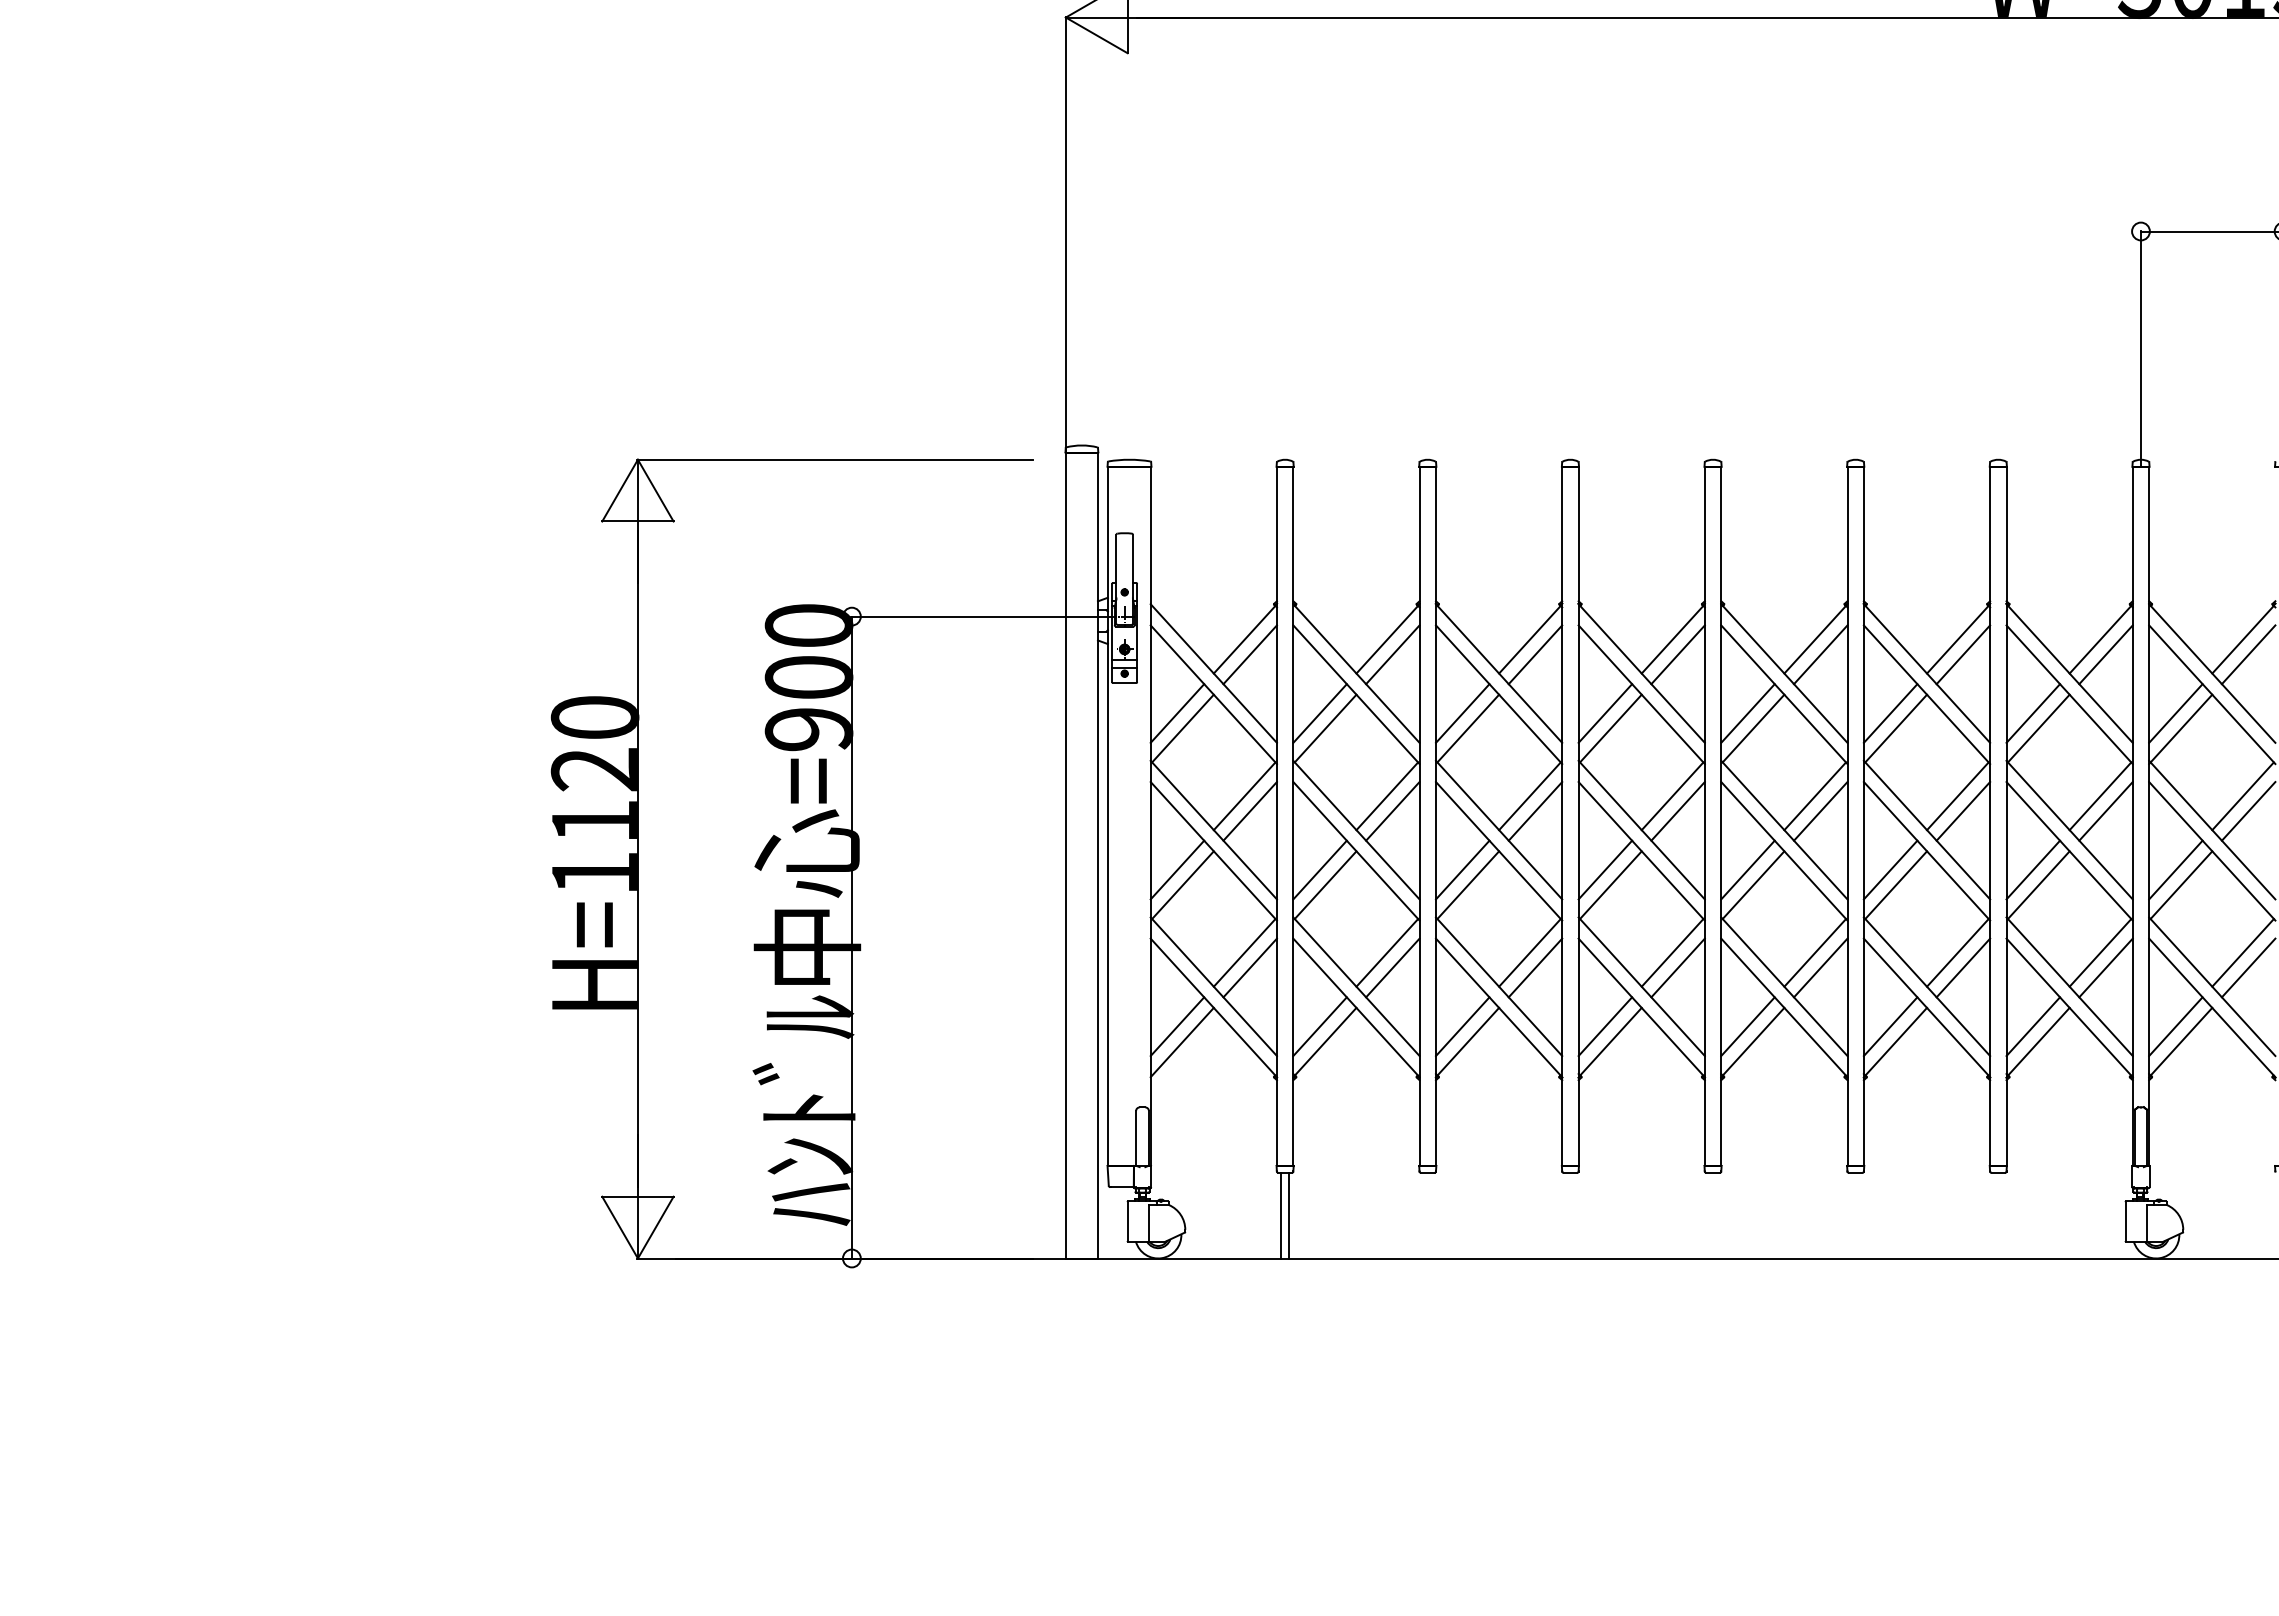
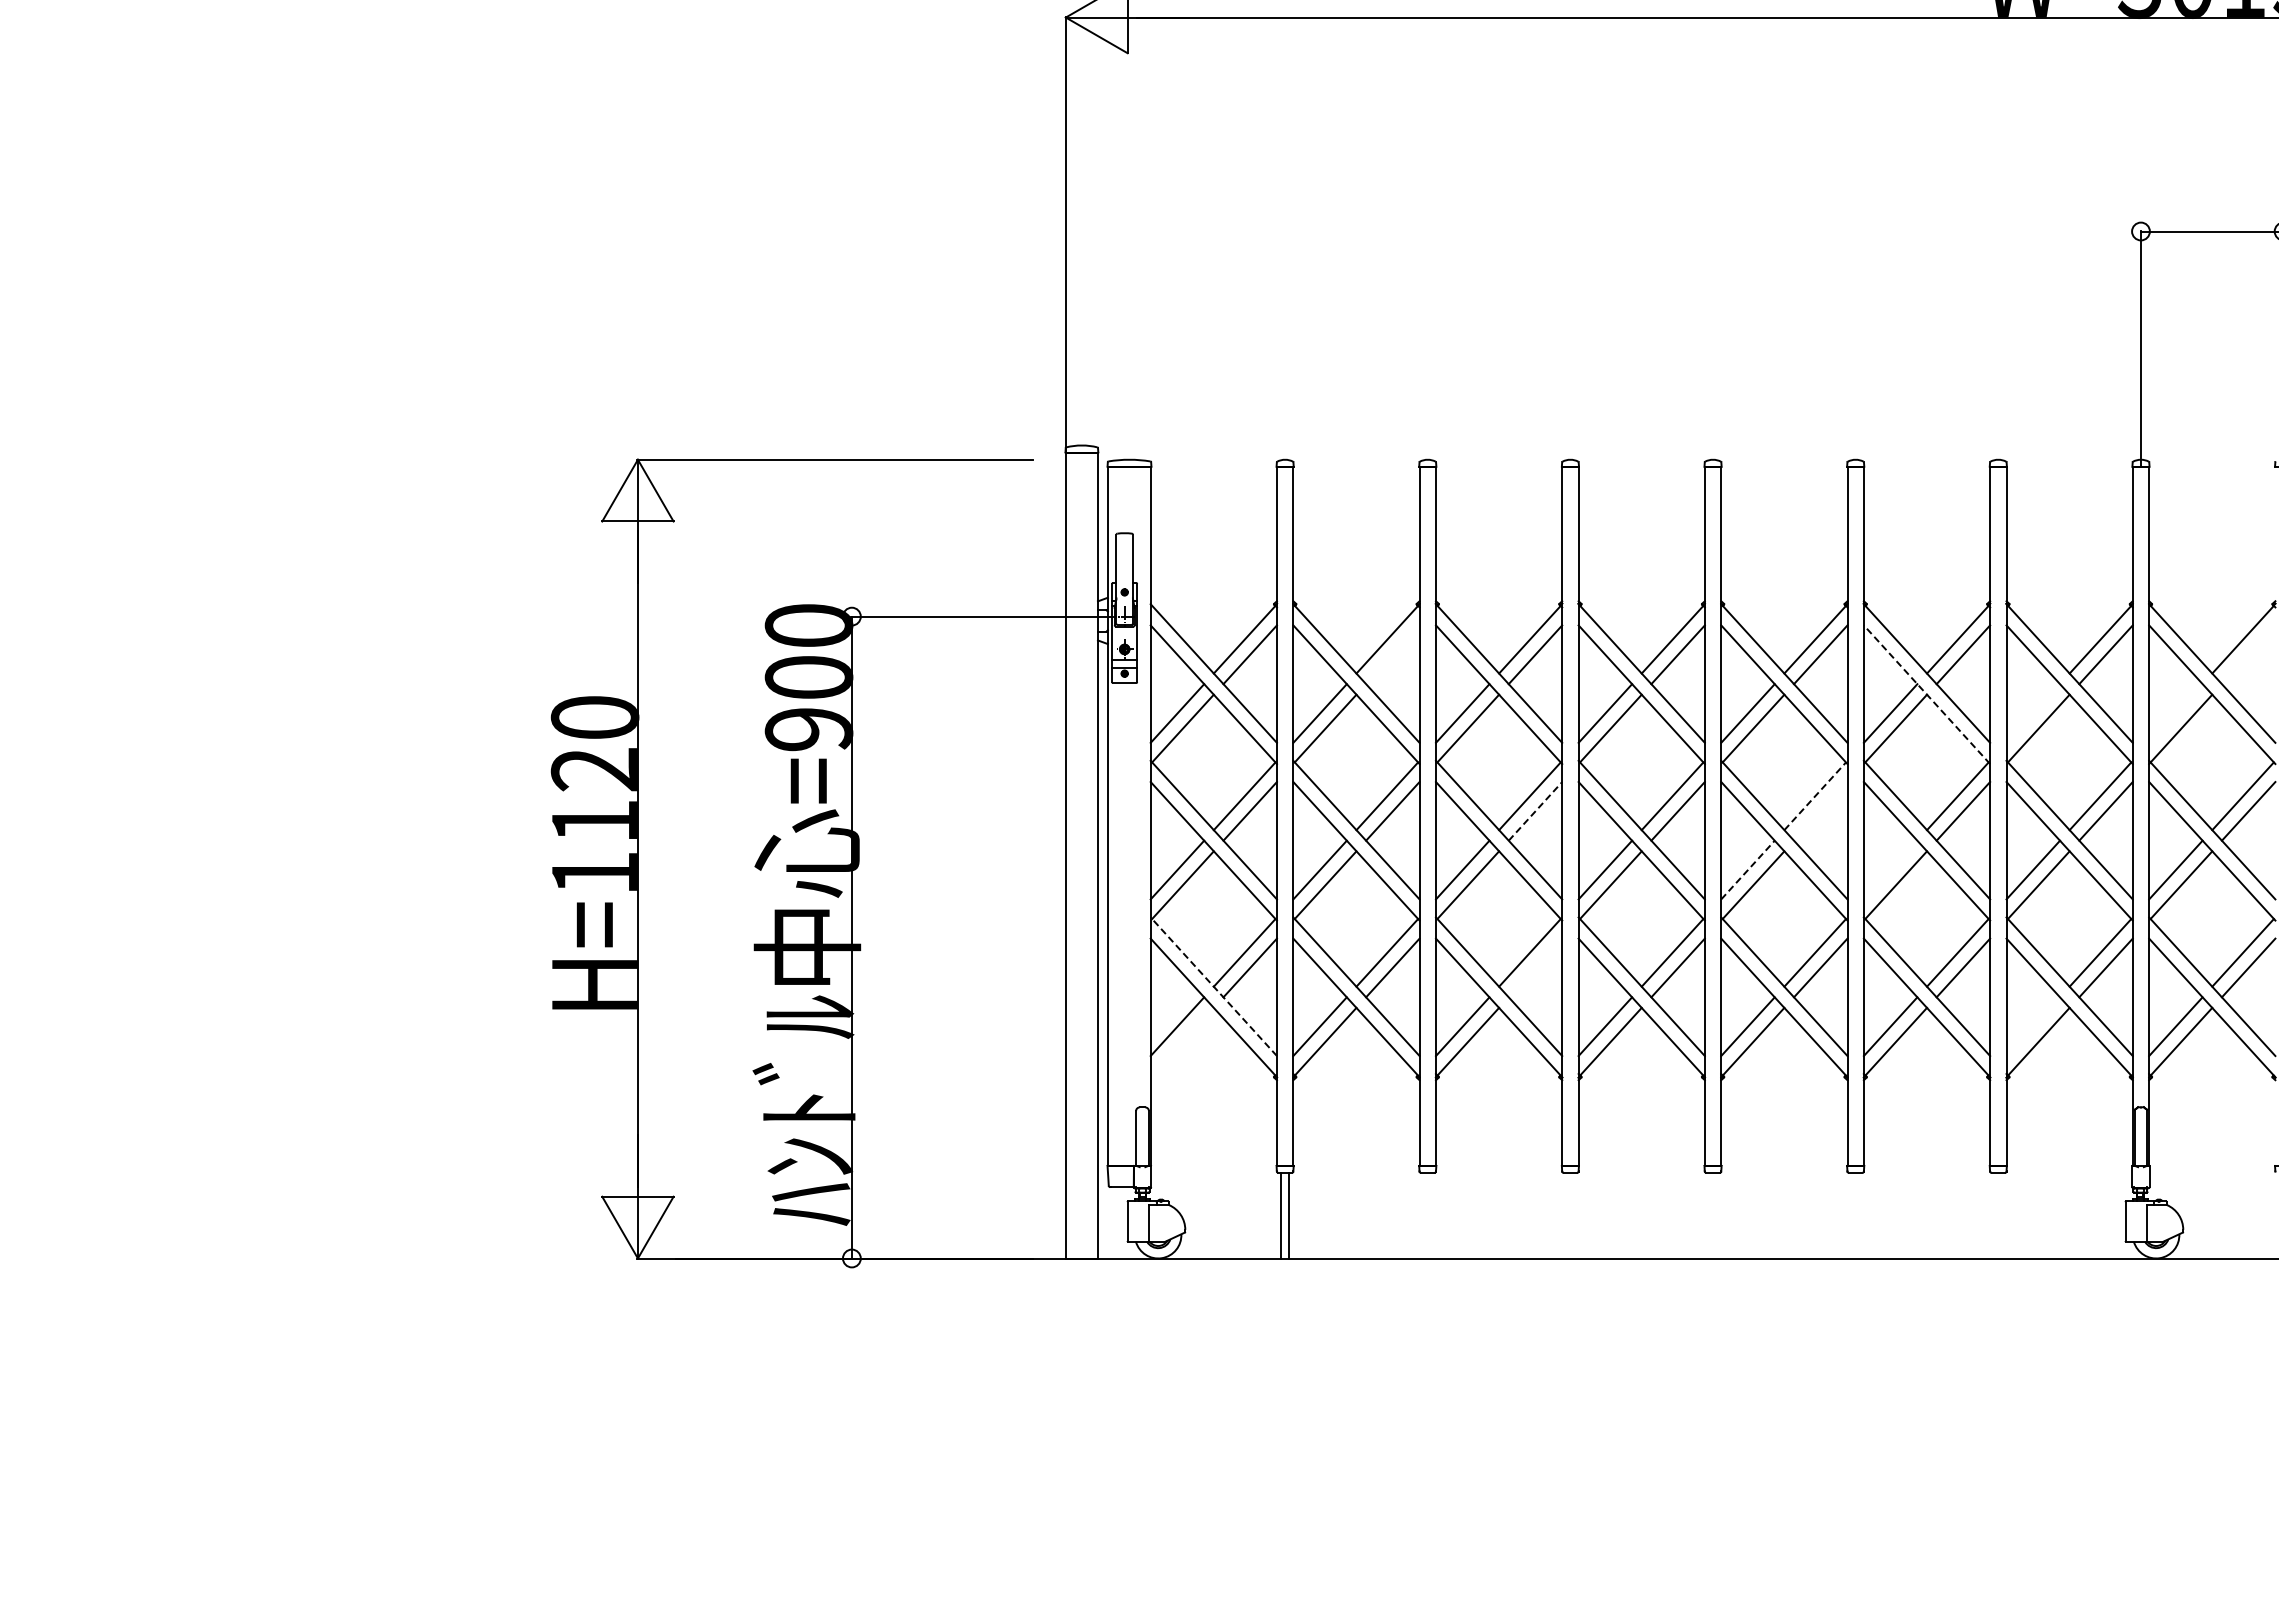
line: present -> none (1392, 654)
line: present -> none (2248, 654)
line: solid -> dashed (1927, 694)
line: present -> none (2033, 713)
line: present -> none (2175, 713)
line: solid -> dashed (1815, 796)
line: solid -> dashed (1535, 811)
line: present -> none (1820, 811)
line: present -> none (1890, 869)
line: solid -> dashed (1748, 870)
line: present -> none (1535, 967)
line: solid -> dashed (1213, 986)
line: present -> none (2033, 1026)
line: present -> none (1181, 1042)
